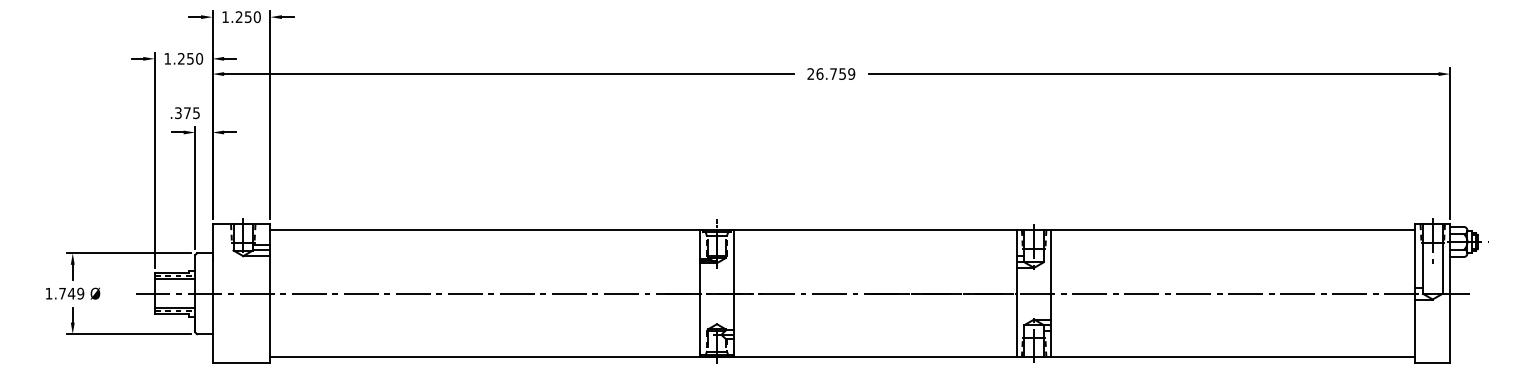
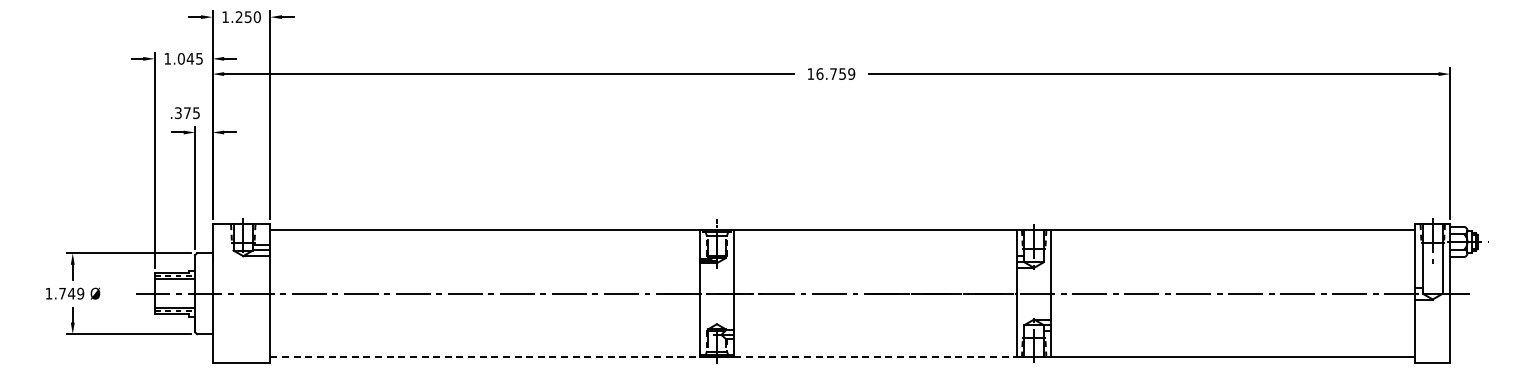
text: 1.250 -> 1.045 (190, 58)
text: 26.759 -> 16.759 (810, 73)
line: solid -> dashed (484, 357)
line: solid -> dashed (876, 357)
